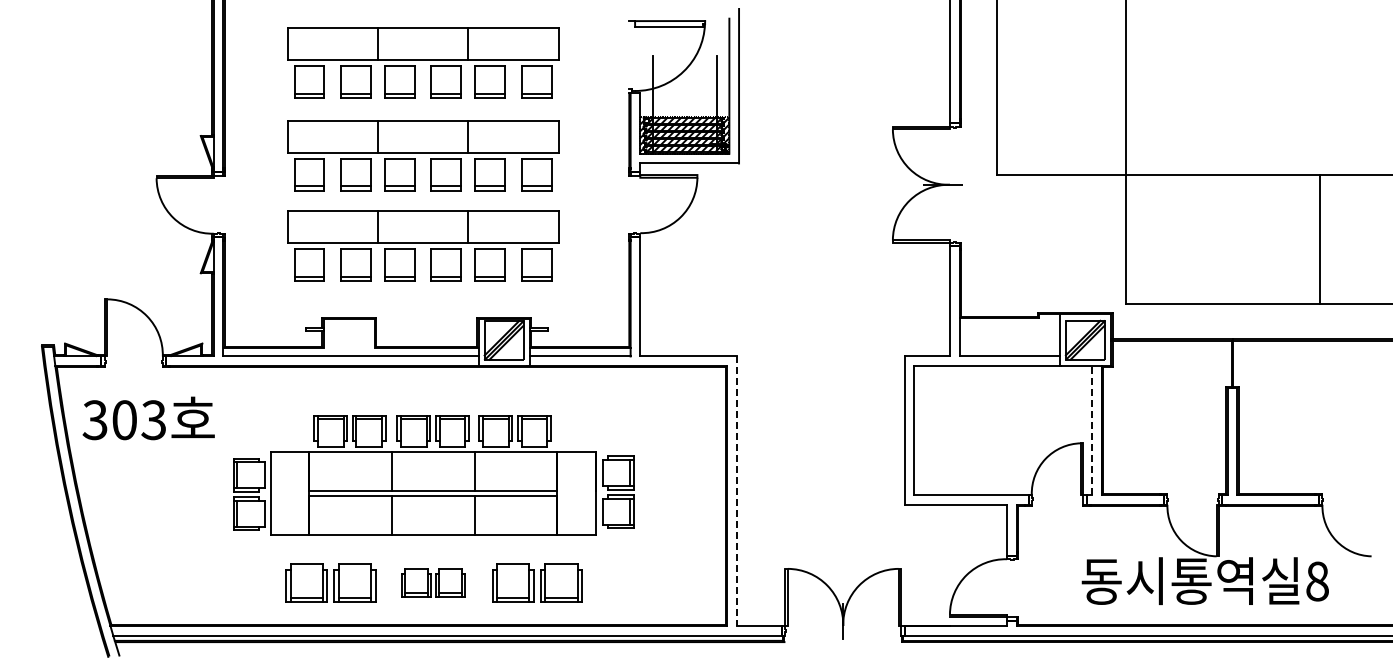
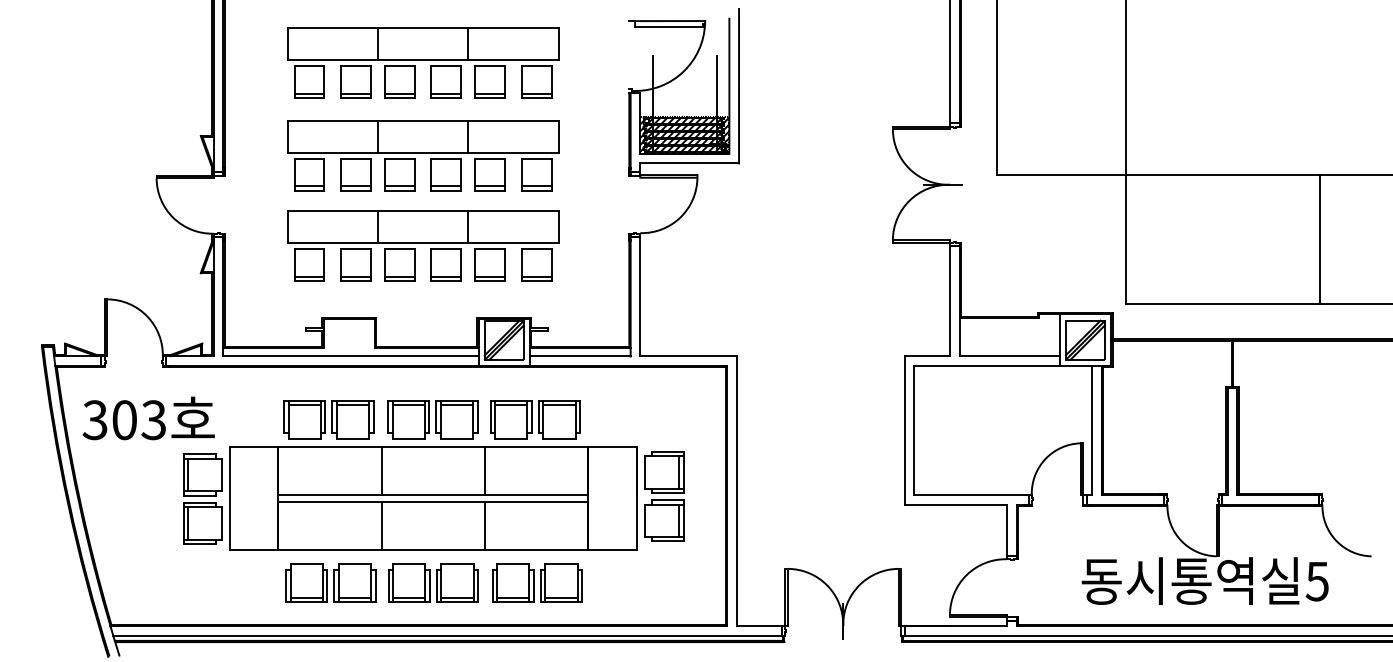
line: dashed -> solid (1092, 429)
part size: 402x121 px -> 502x151 px (433, 475)
line: dashed -> solid (736, 491)
text: 8 -> 5 (1316, 581)
part size: 65x30 px -> 91x40 px (433, 582)
